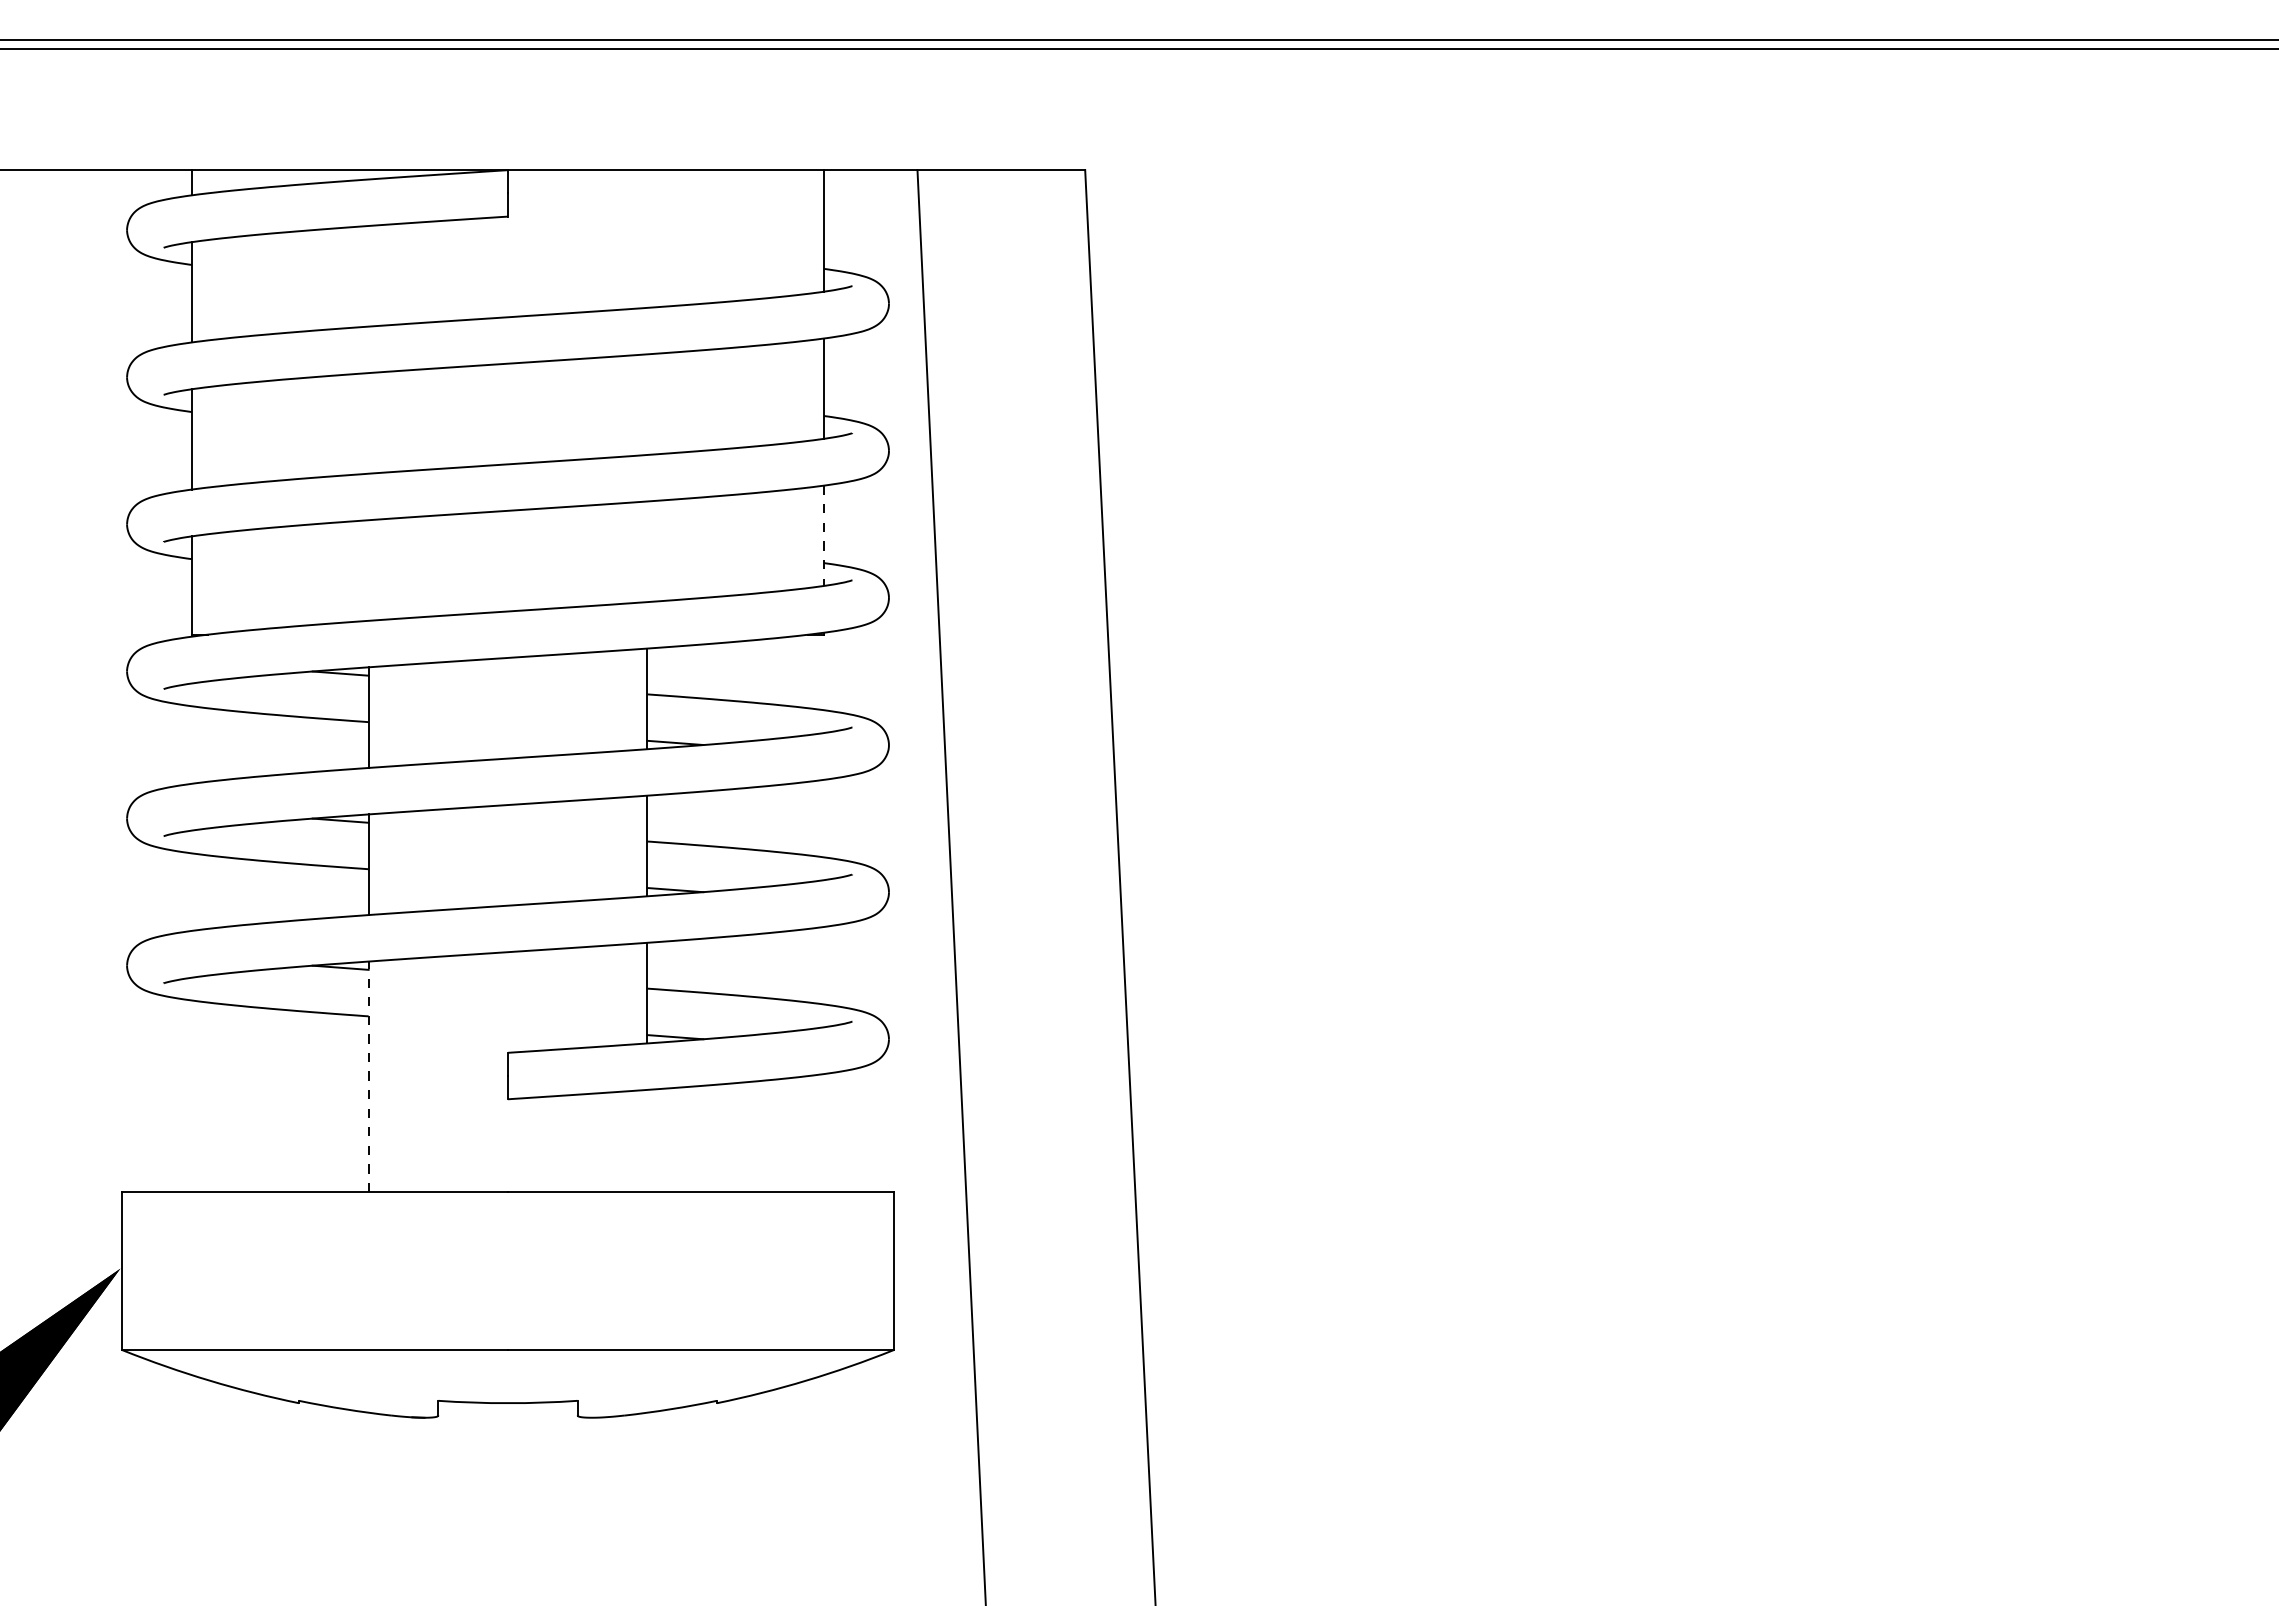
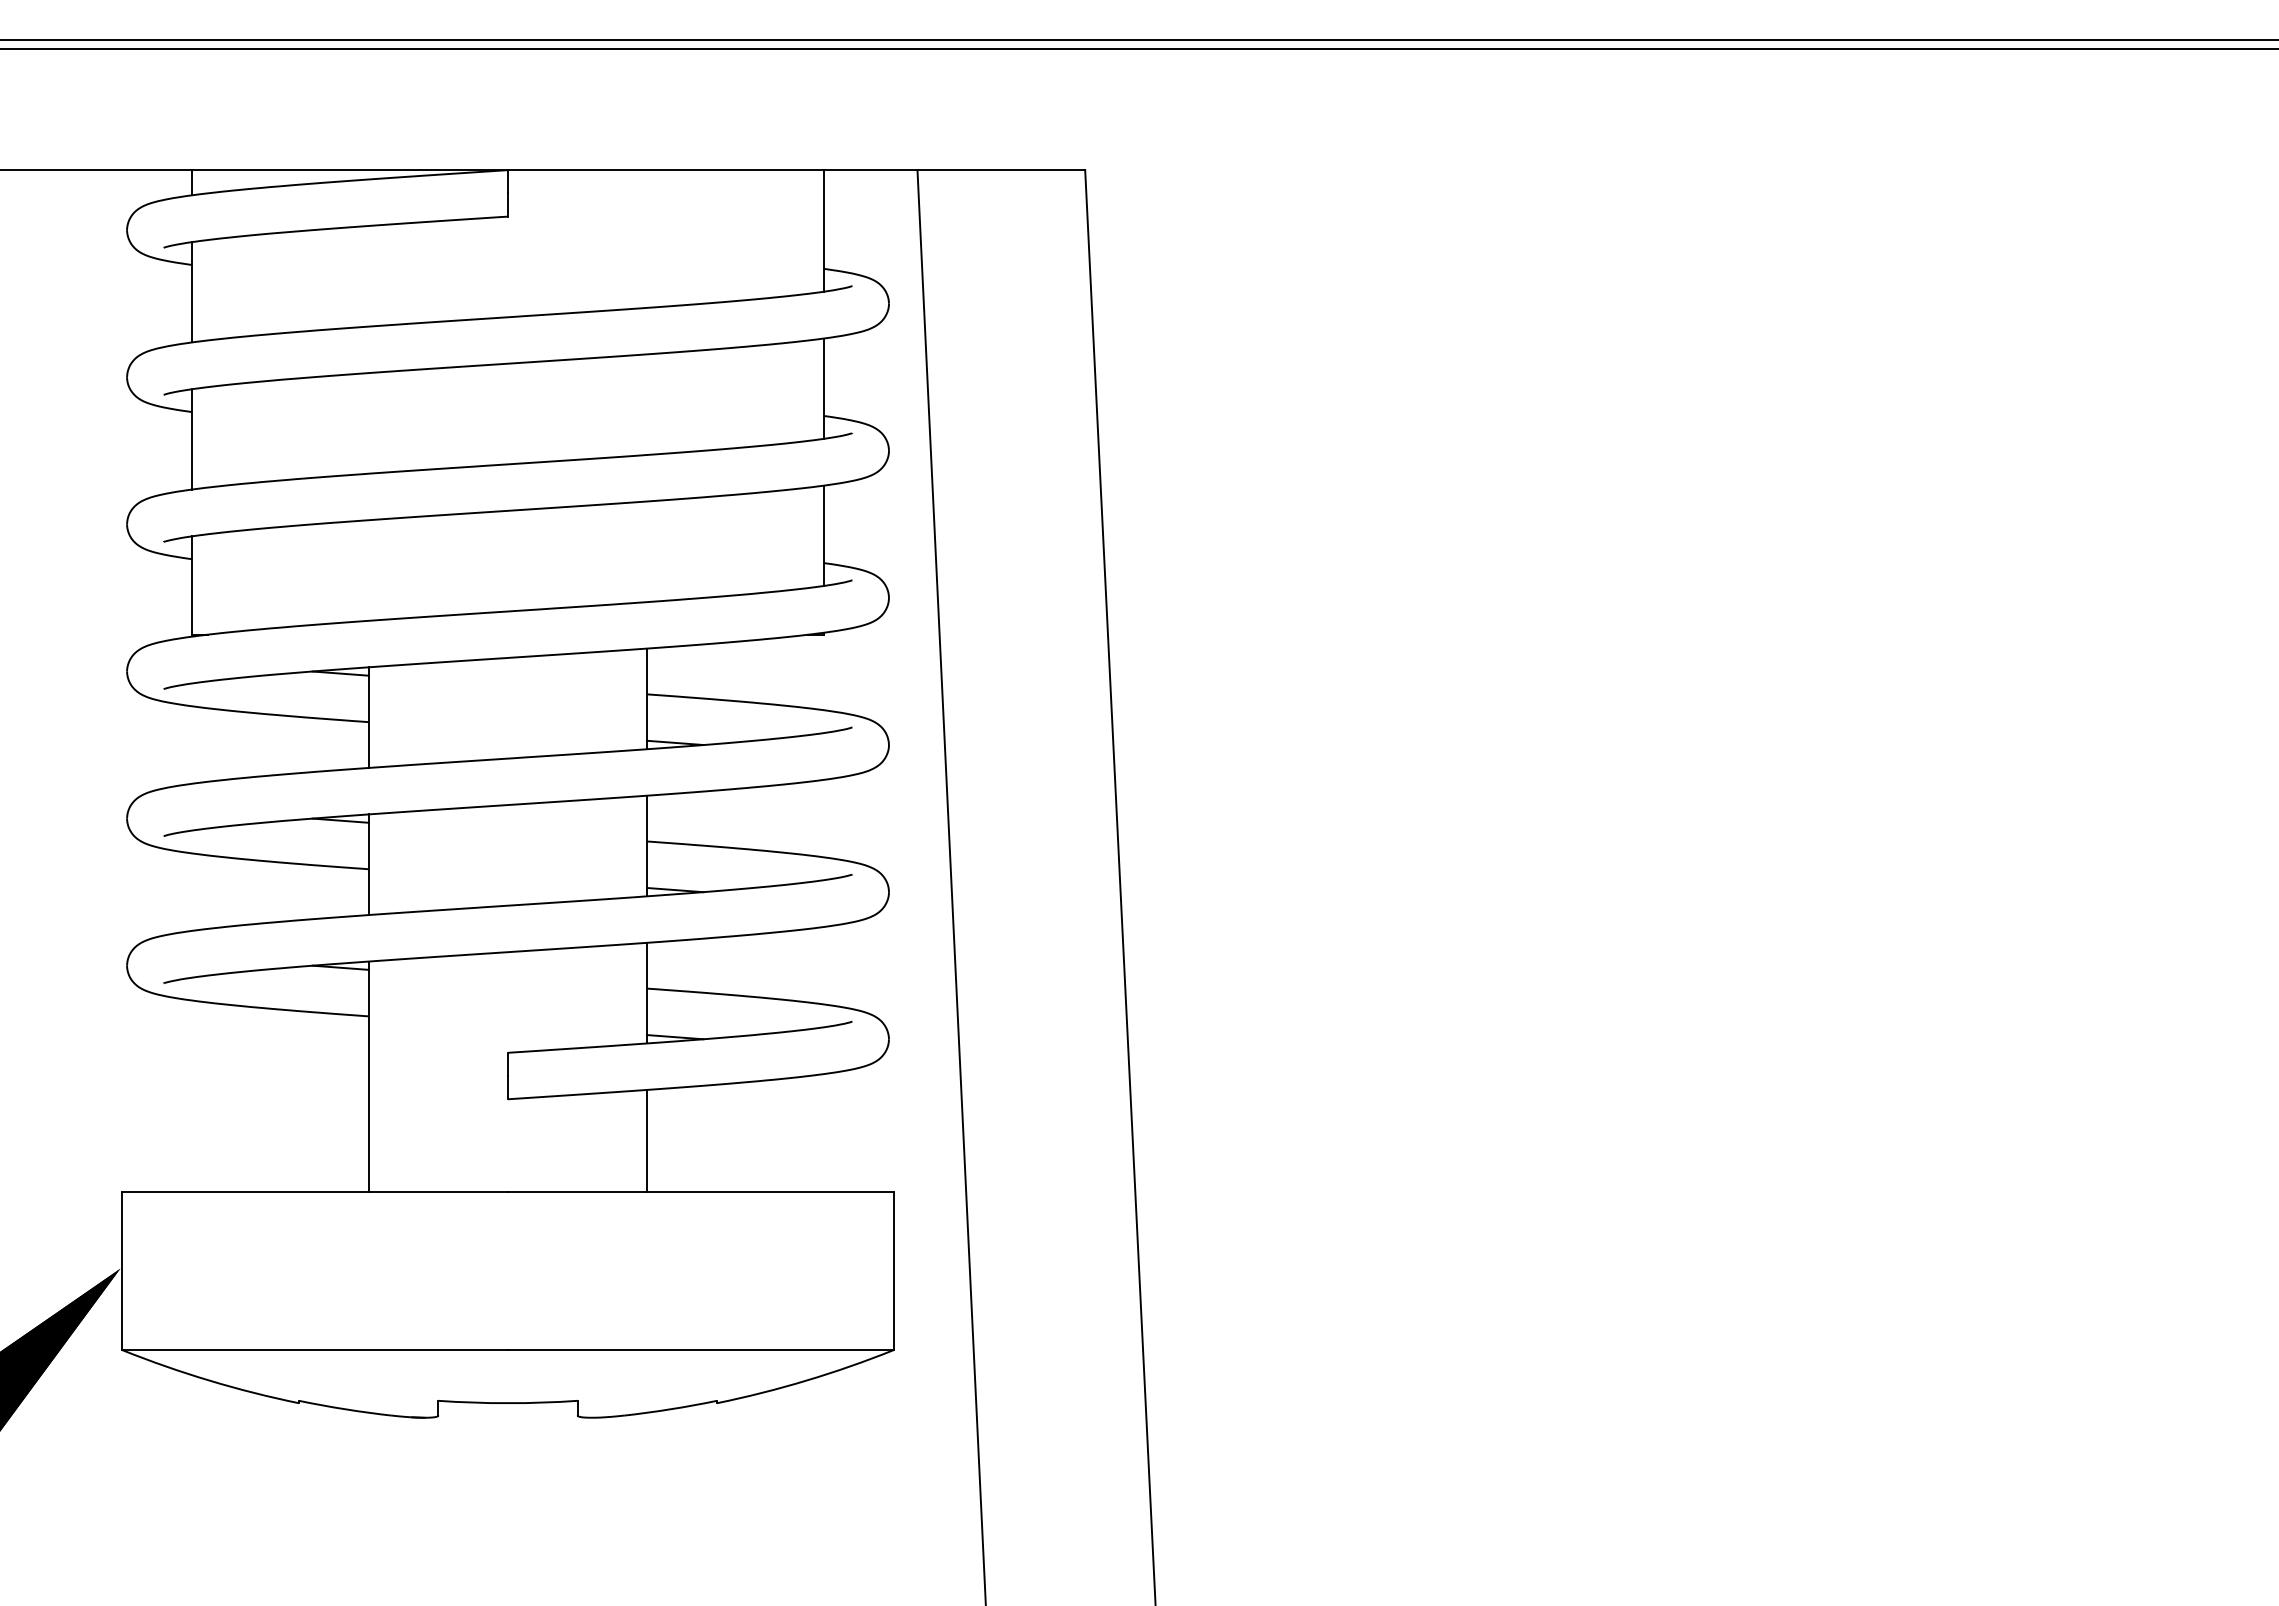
line: dashed -> solid (823, 536)
line: dashed -> solid (368, 1076)
line: none -> present (647, 1140)
